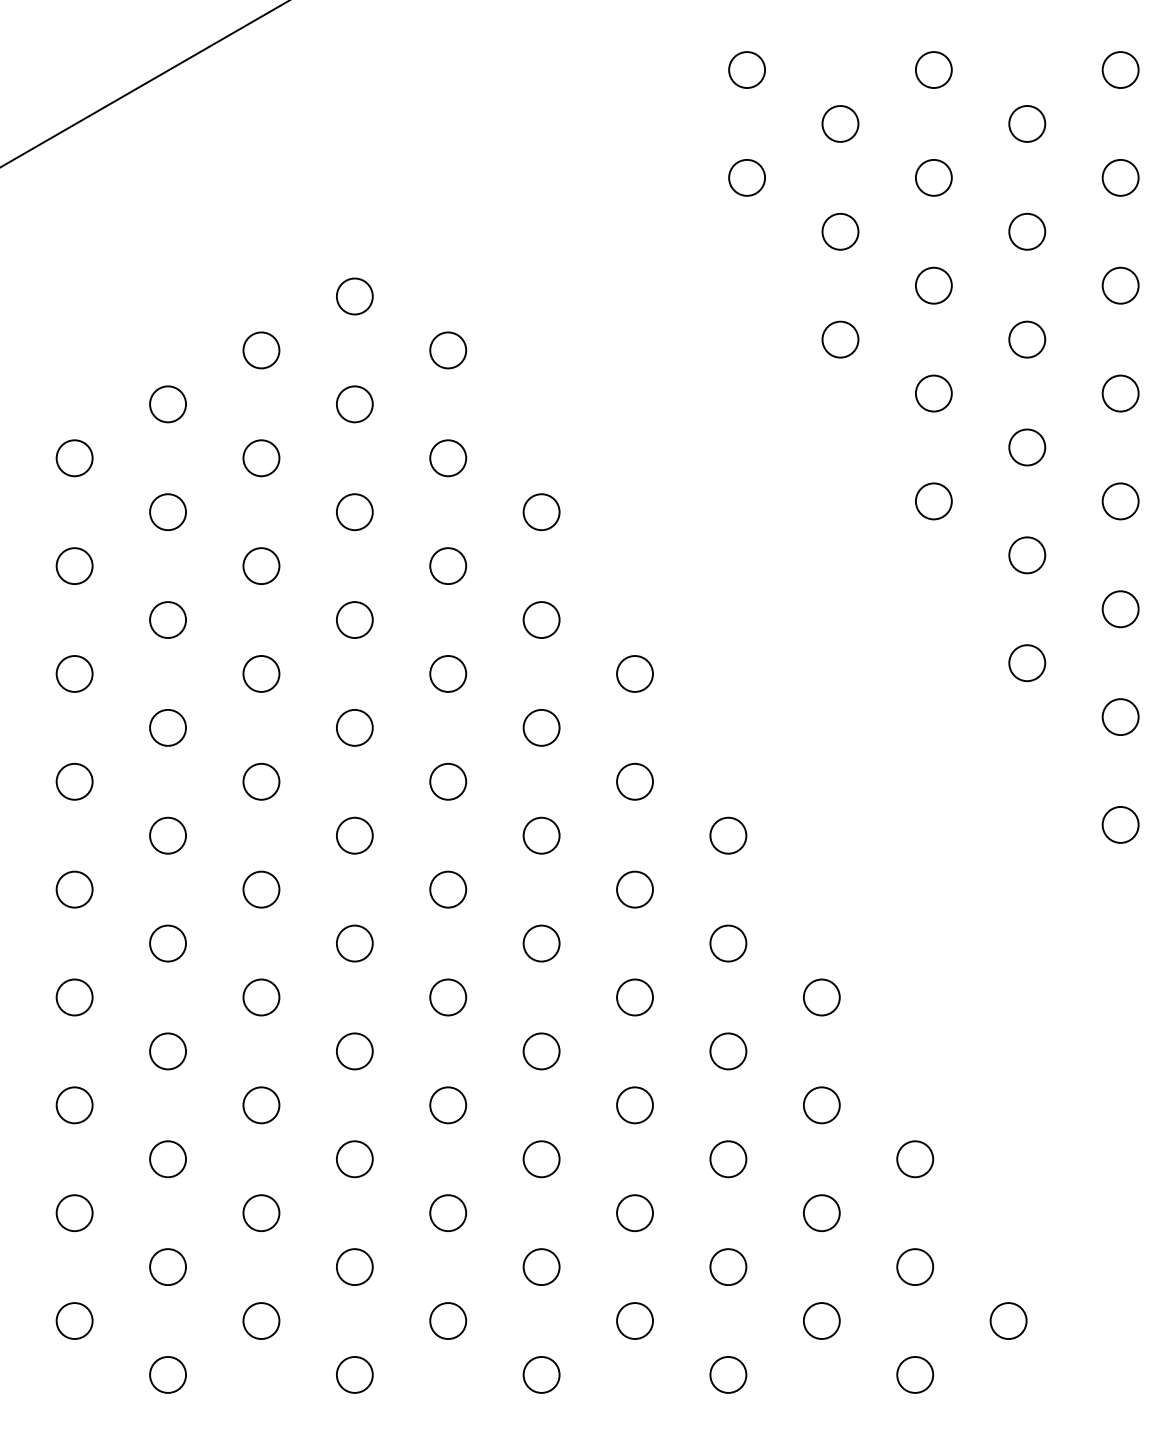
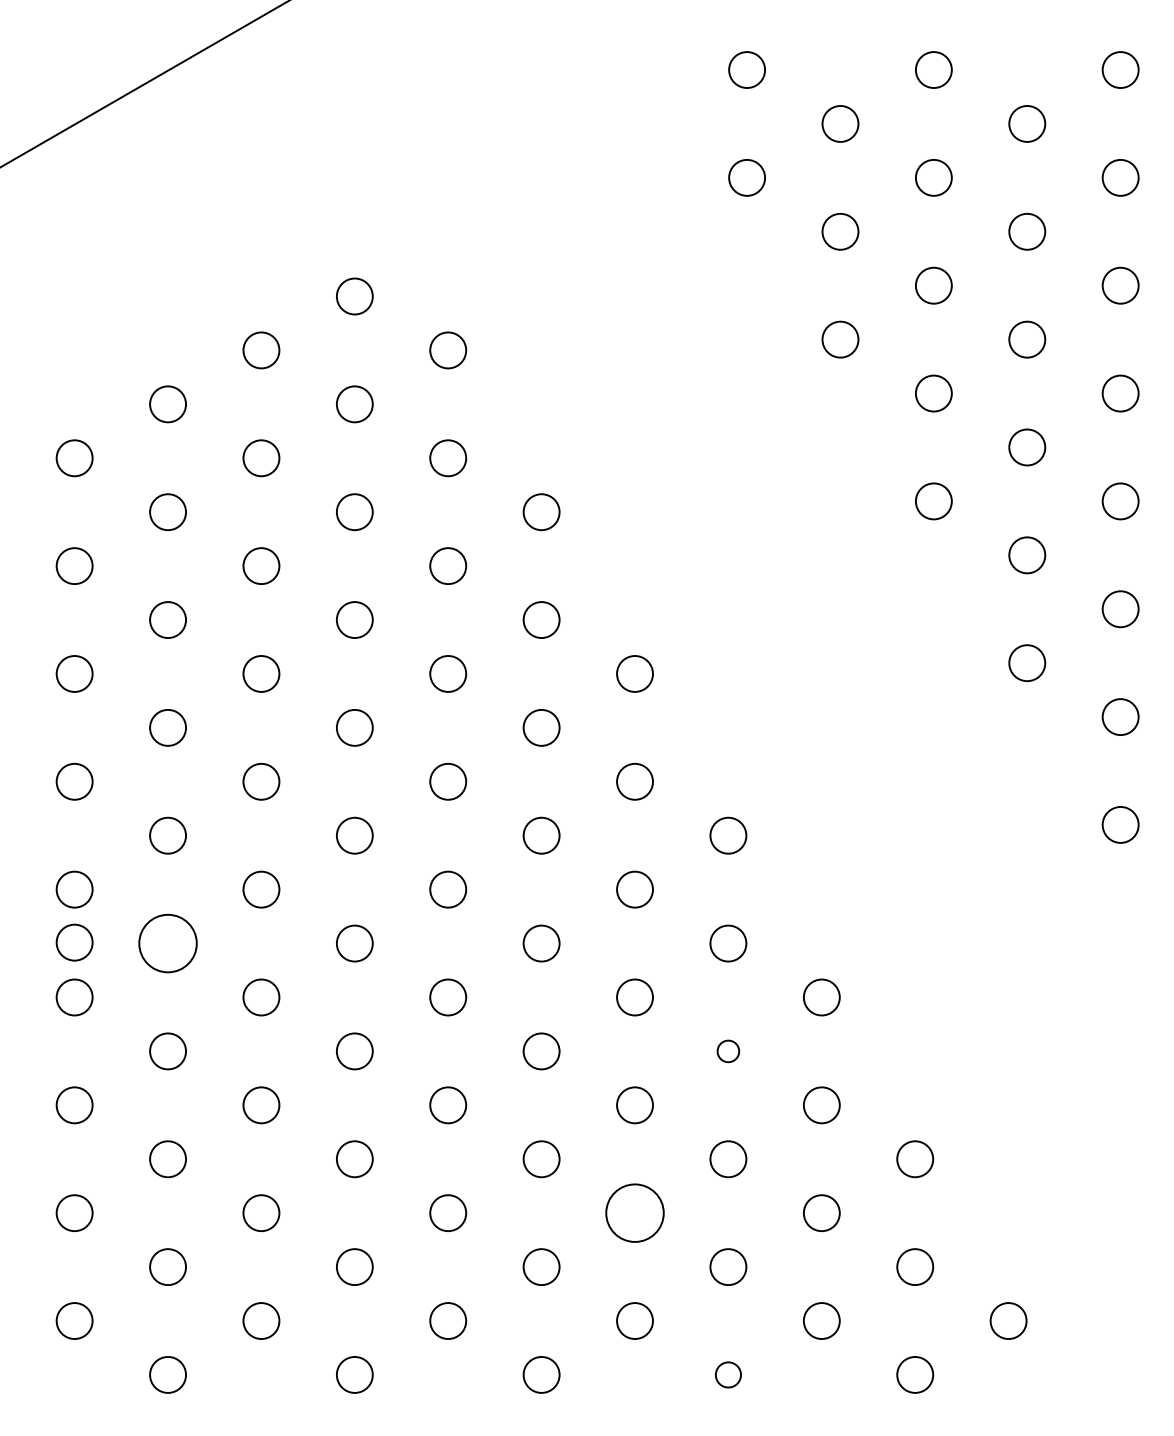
circle: none -> present (74, 942)
circle diameter: 36 px -> 58 px (167, 943)
circle diameter: 36 px -> 22 px (728, 1051)
circle diameter: 36 px -> 58 px (634, 1212)
circle size: 39x38 px -> 27x28 px (728, 1374)
